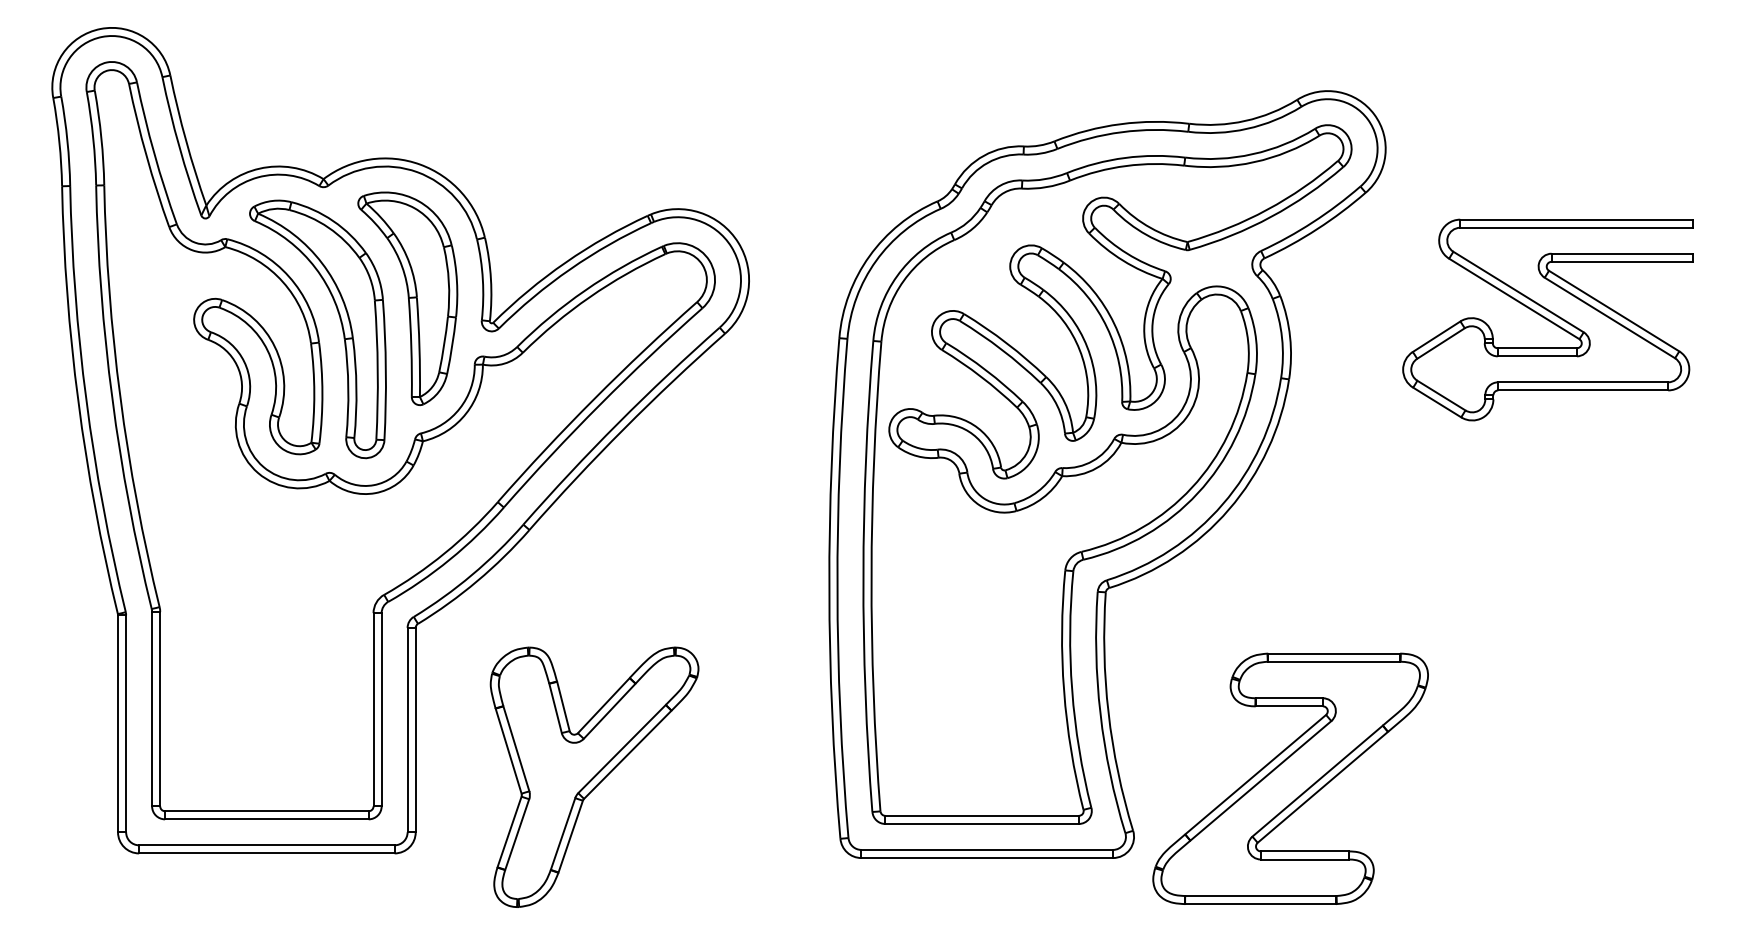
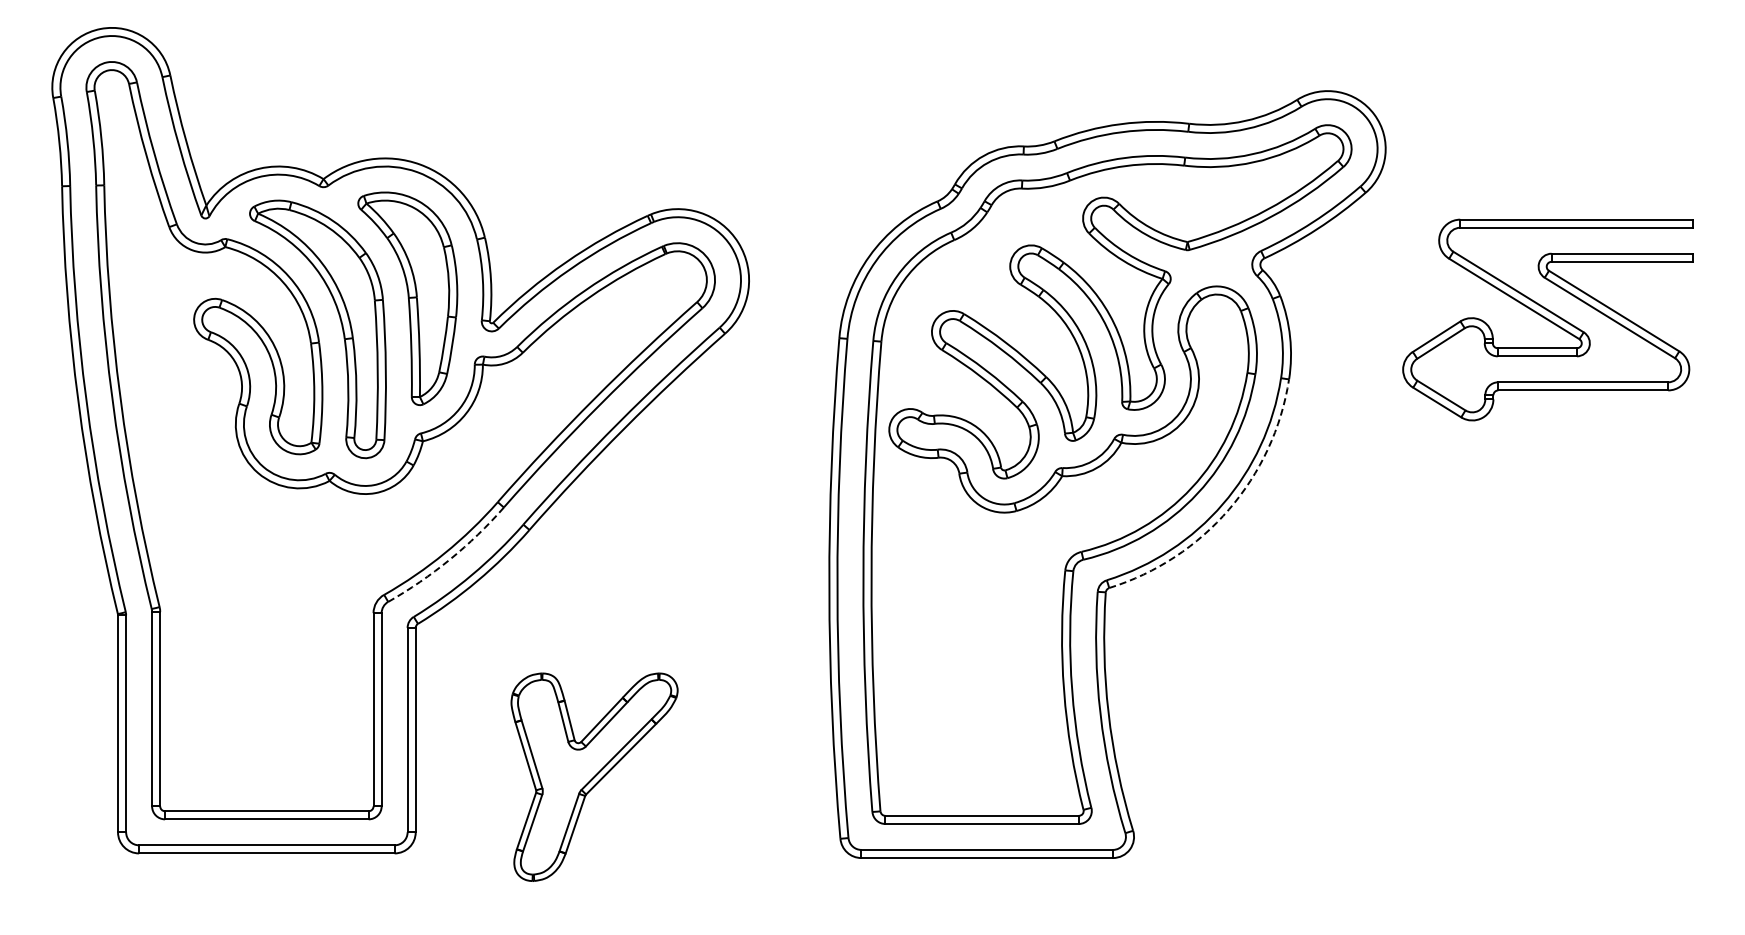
arc: solid -> dashed (1229, 509)
arc: solid -> dashed (449, 559)
part size: 211x262 px -> 169x210 px (594, 776)
part: present -> none (1290, 778)
